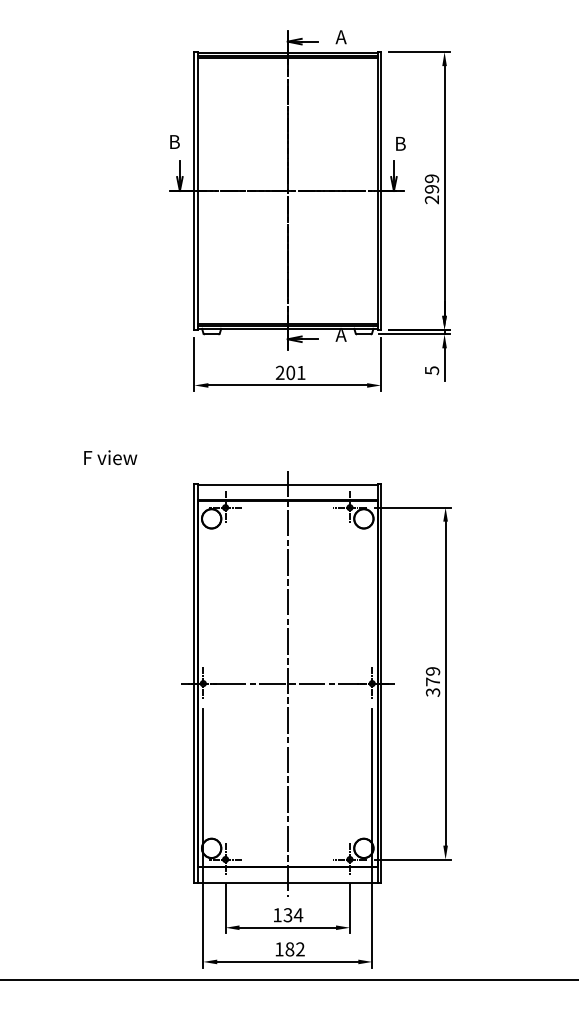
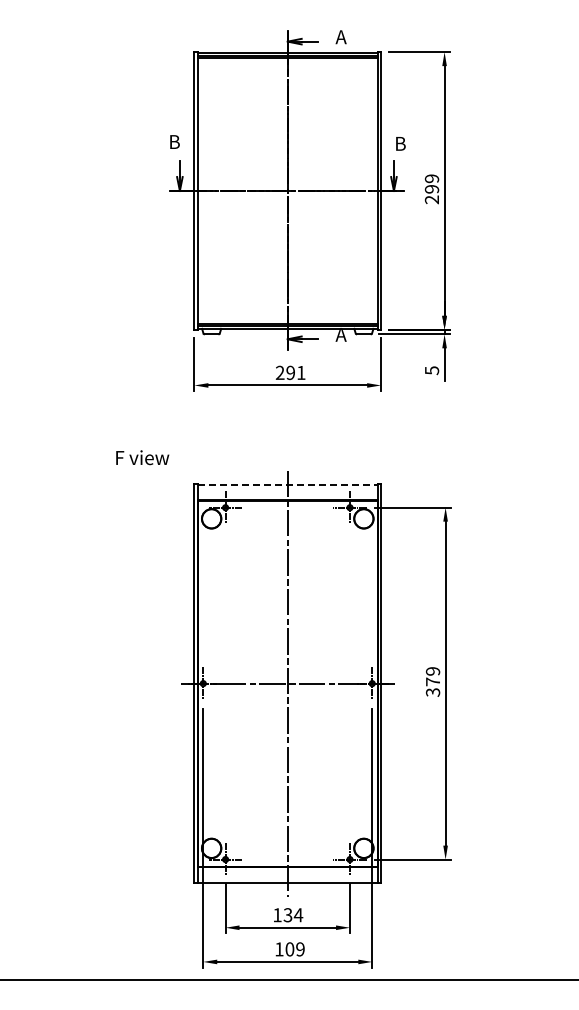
text: 201 -> 291 (290, 372)
text position: (110, 457) -> (142, 457) (142, 457)
line: solid -> dashed (288, 484)
text: 182 -> 109 (294, 949)
